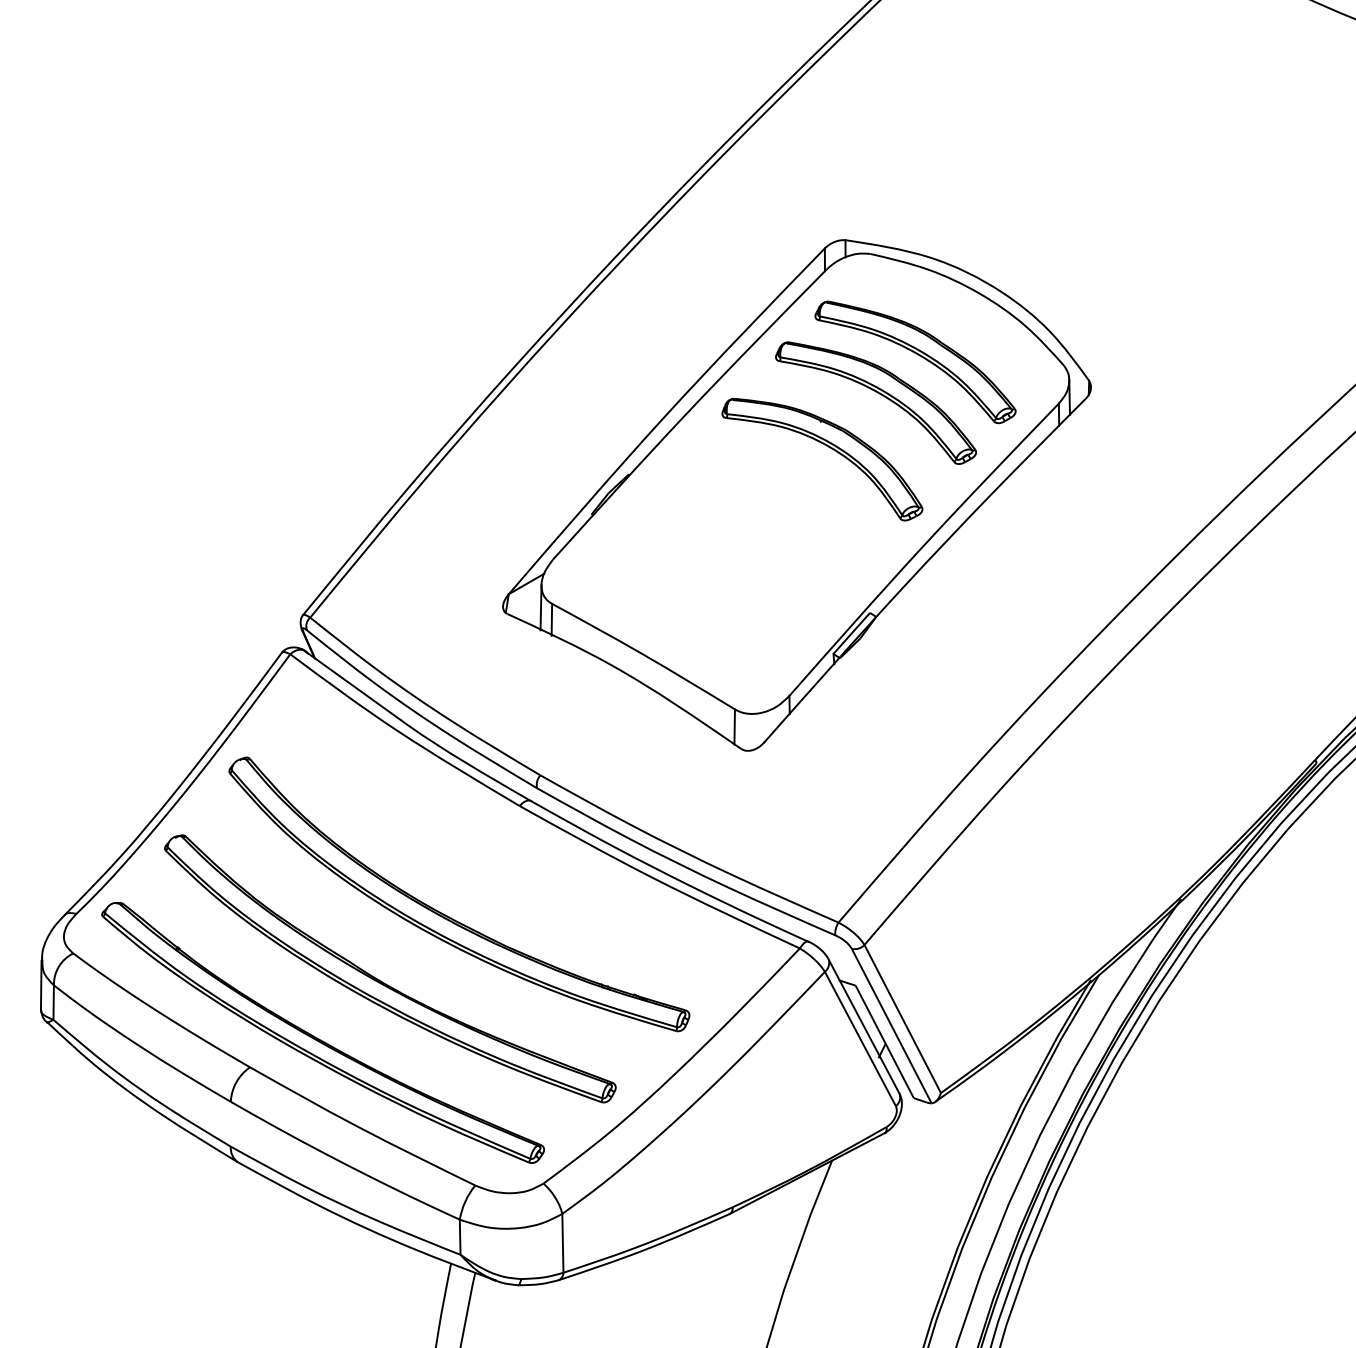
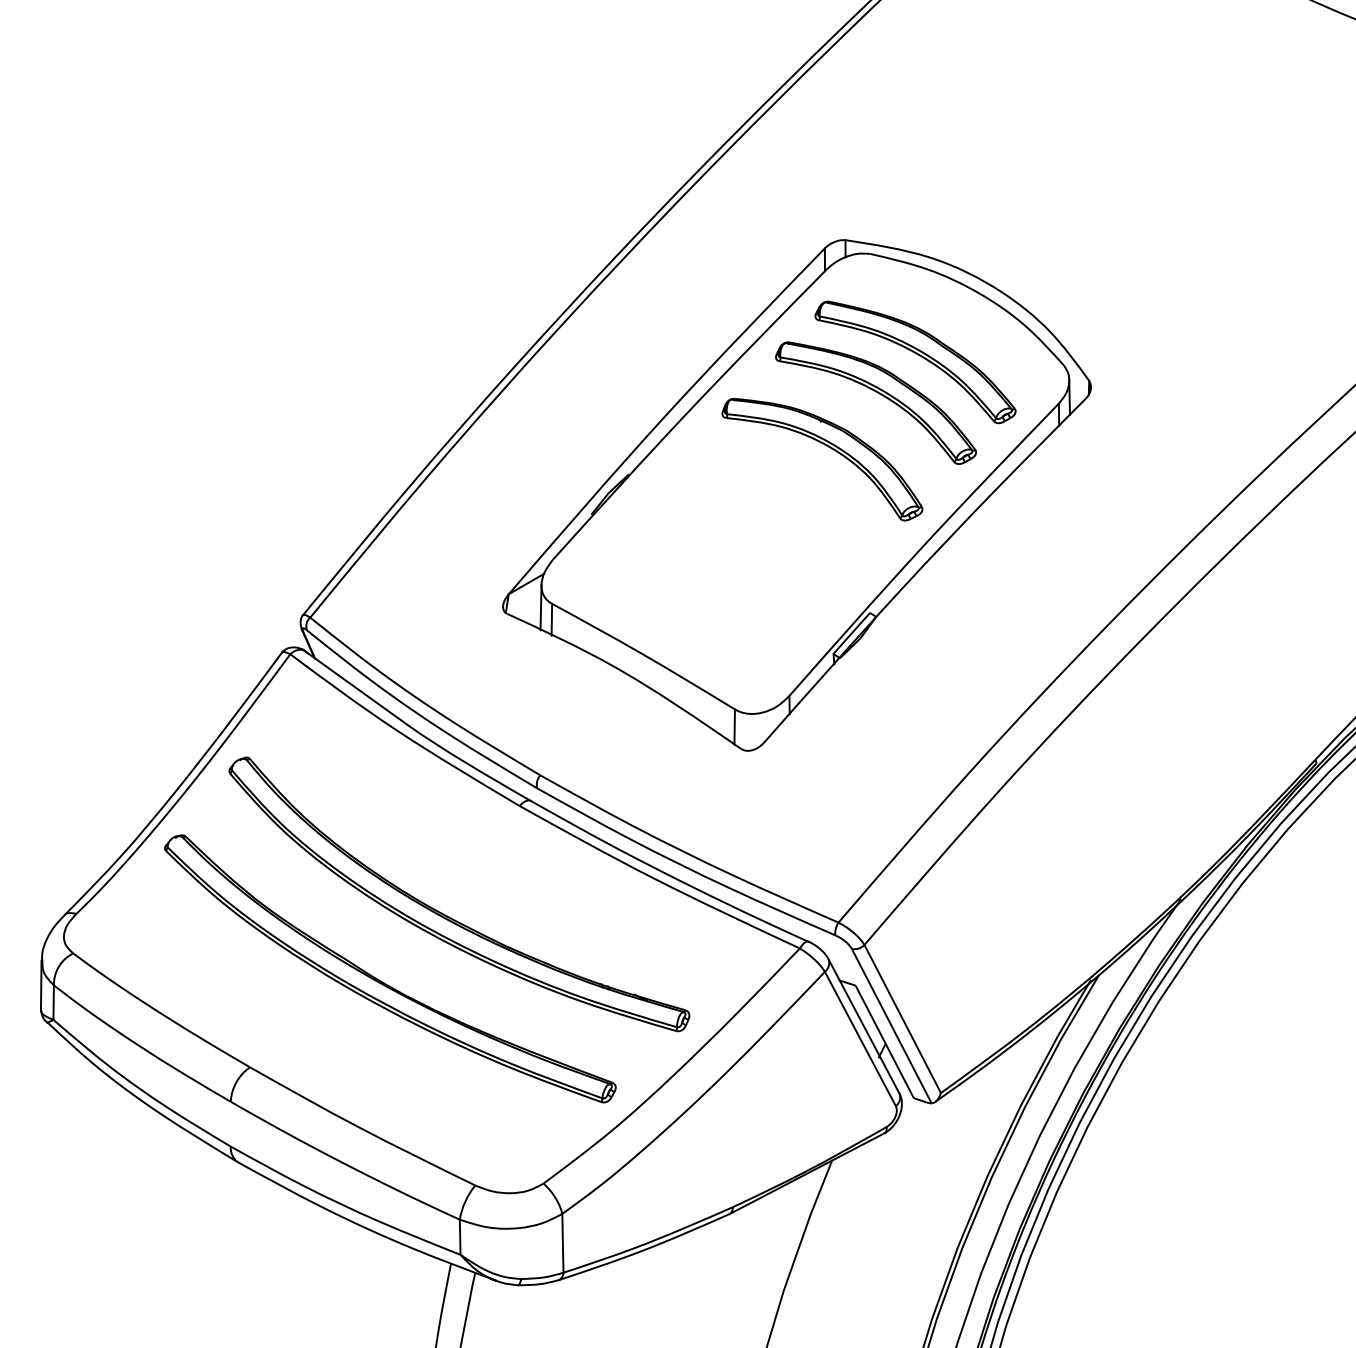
part: present -> none (319, 1038)
